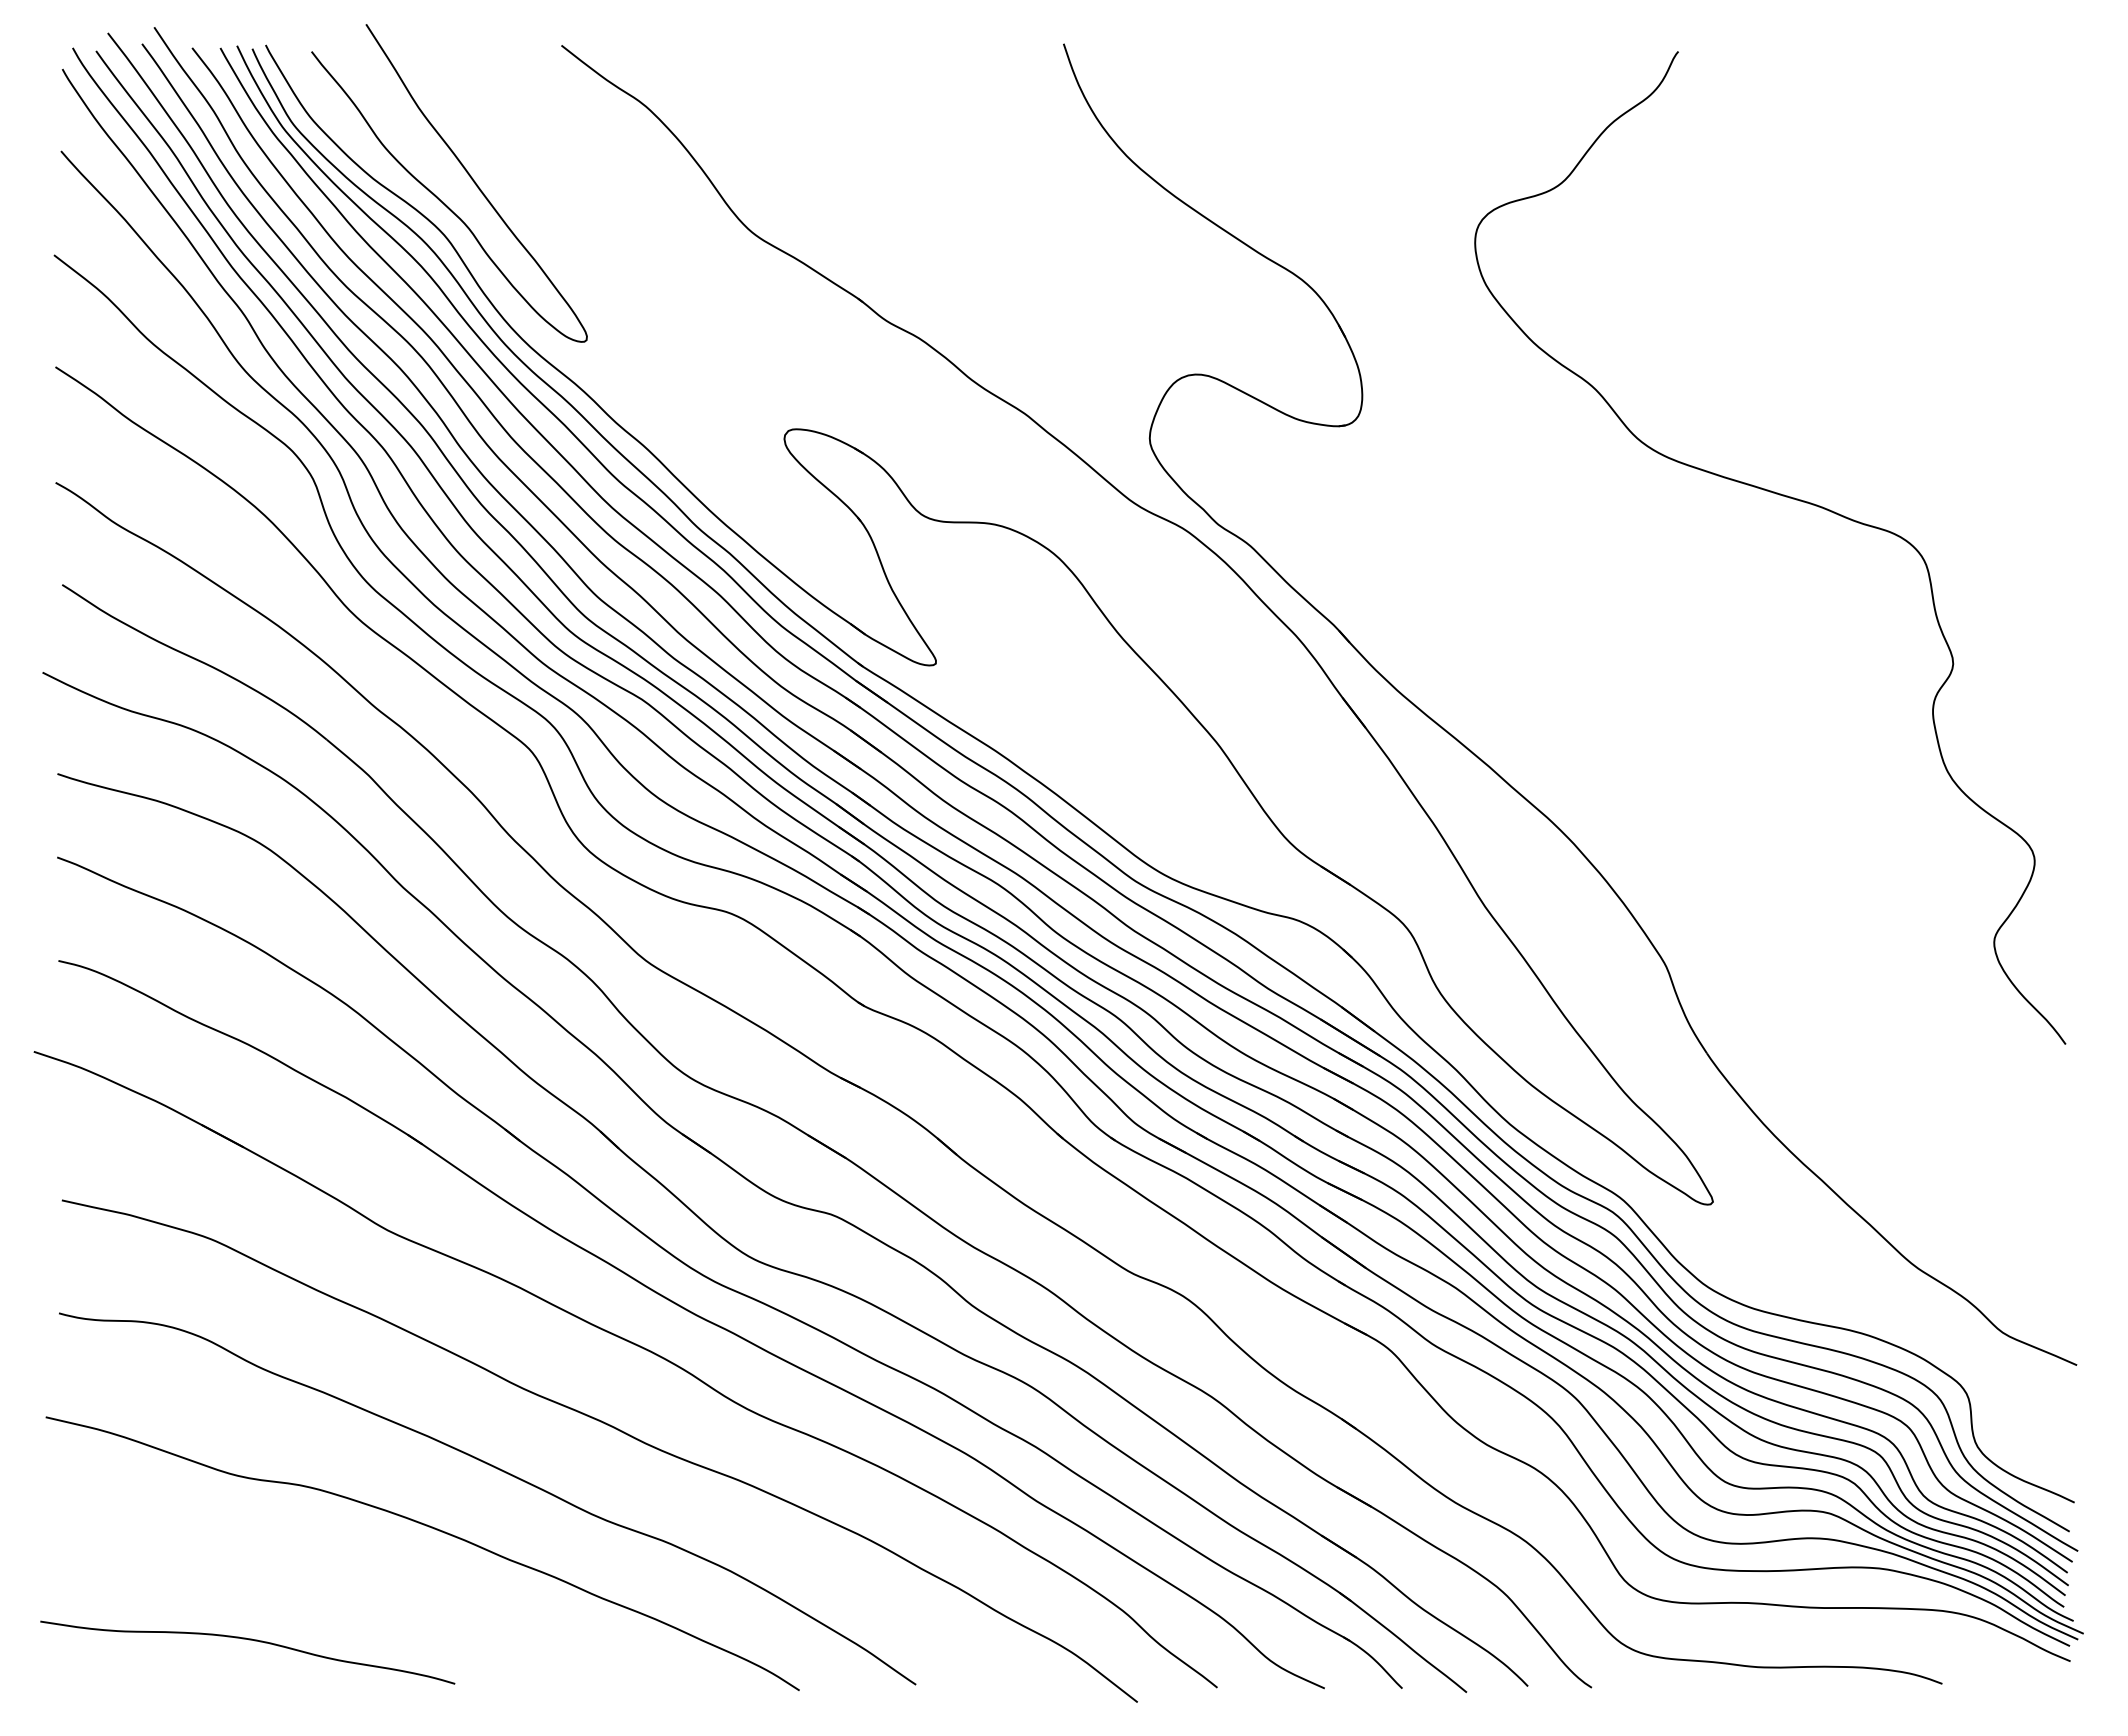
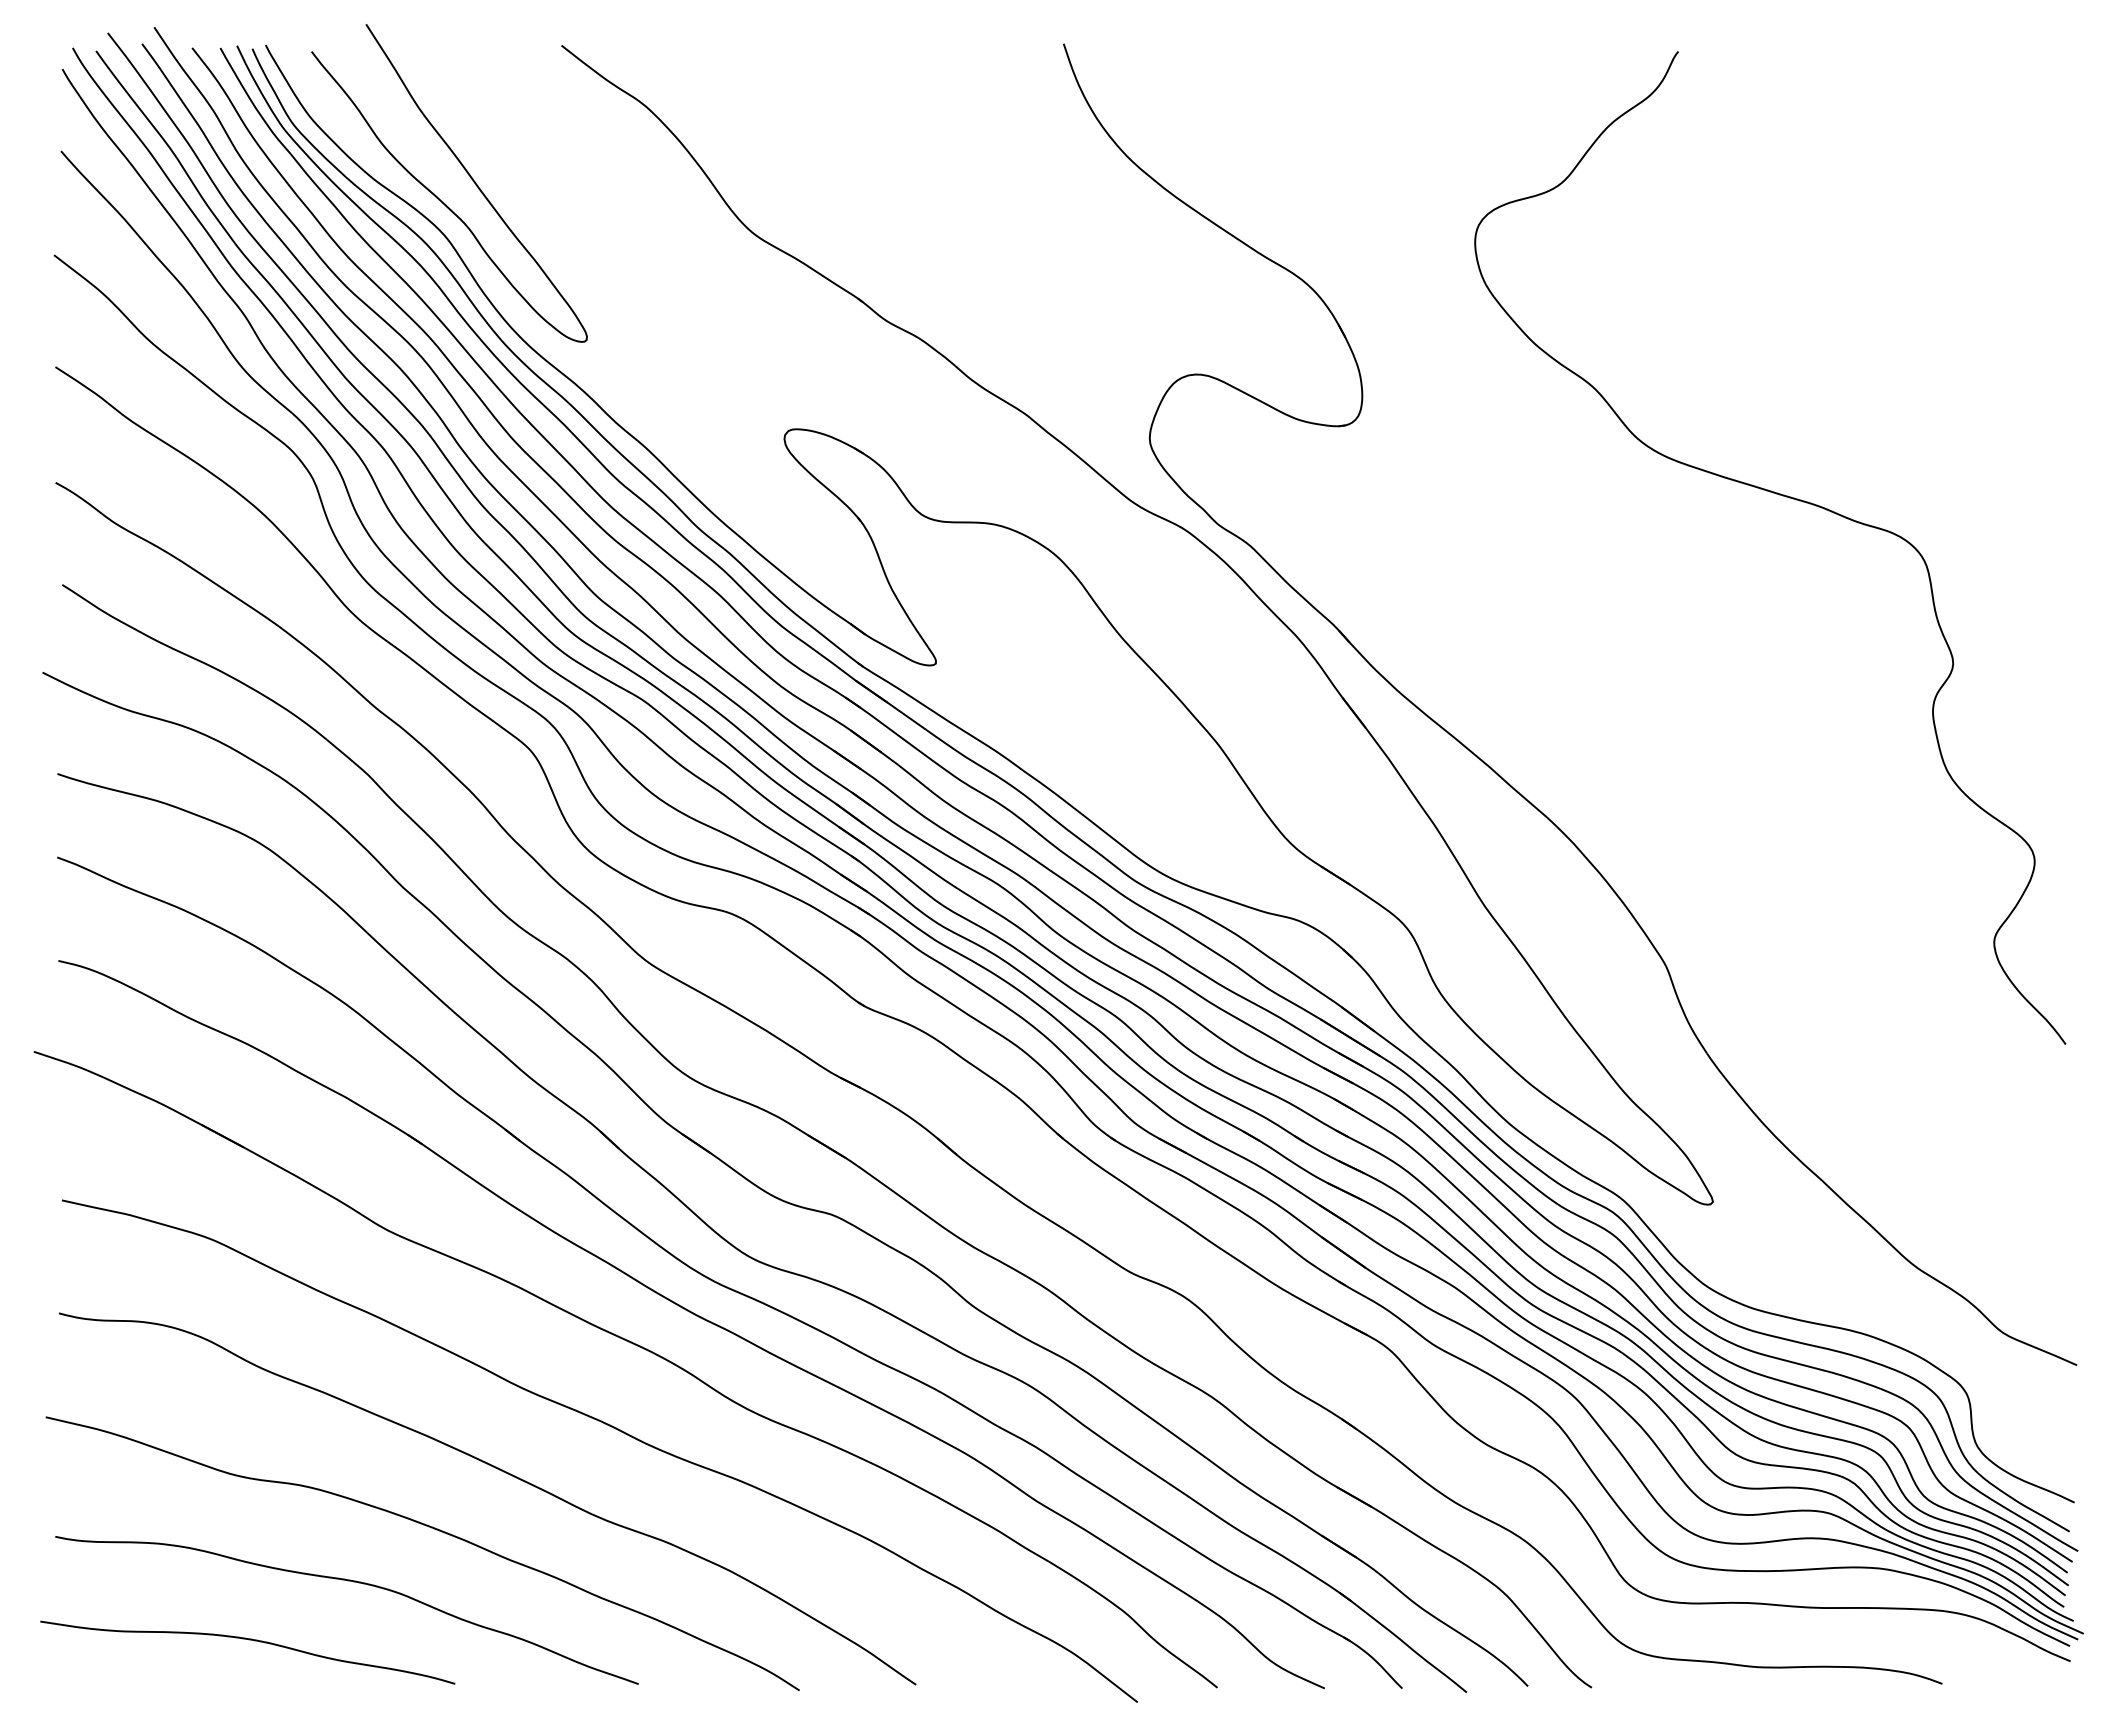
curve: none -> present (353, 1582)
